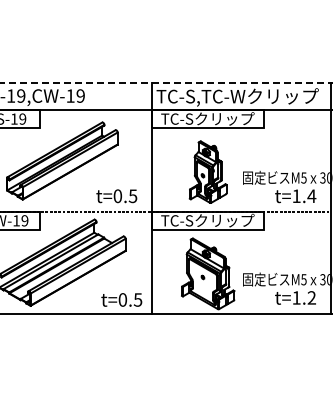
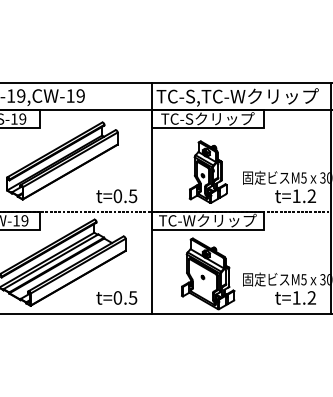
line: dashed -> solid (166, 83)
text: t=1.4 -> t=1.2 (311, 195)
text: TC-Sクリップ -> TC-Wクリップ (207, 220)
text position: (121, 299) -> (116, 297) (116, 297)
